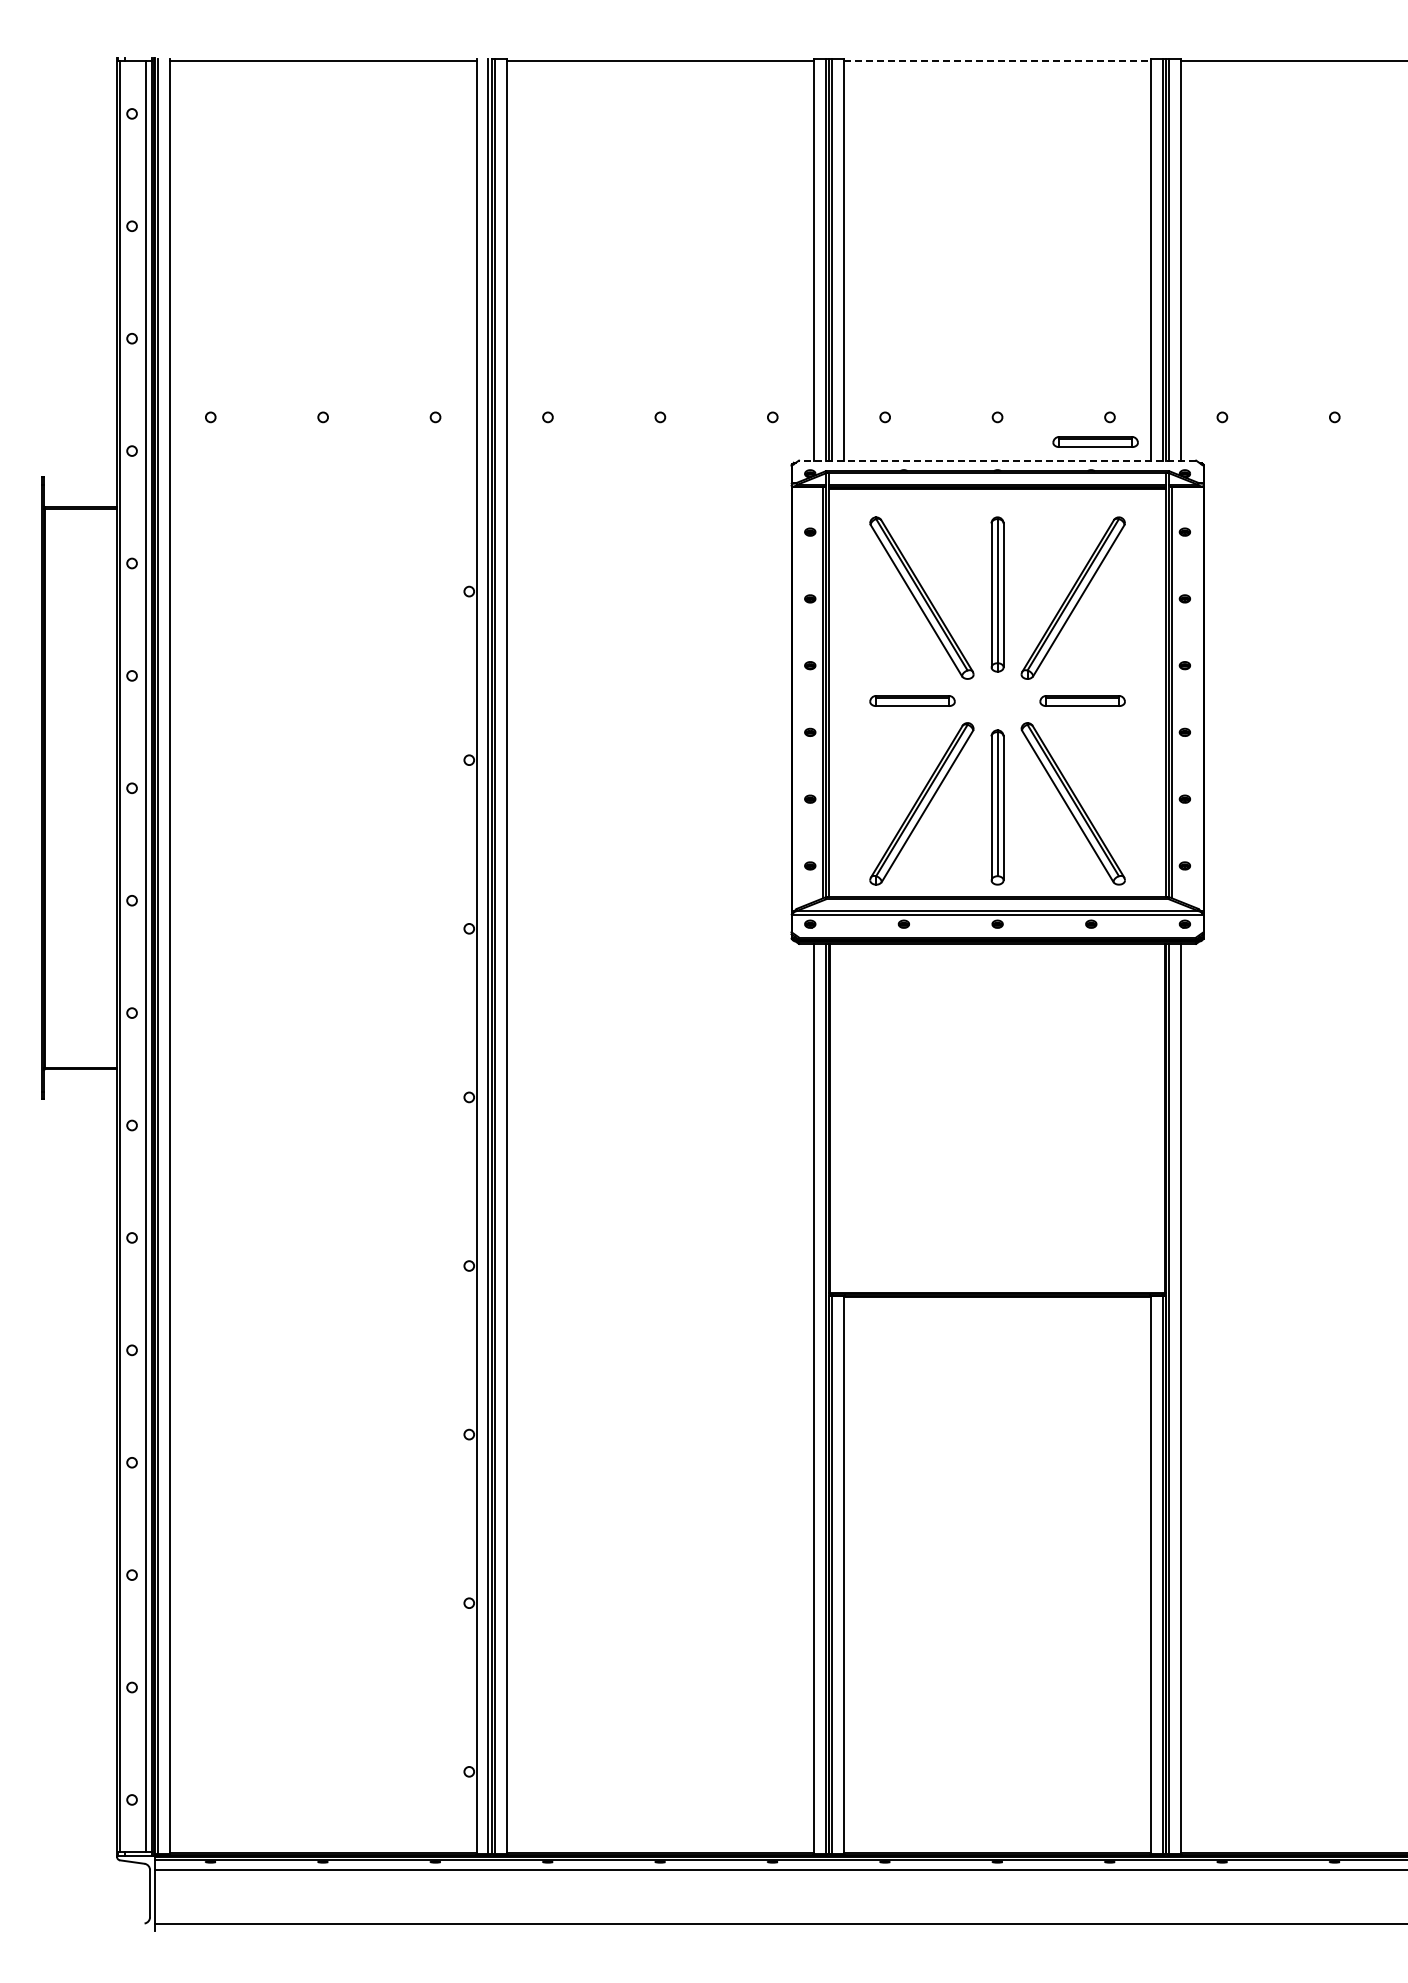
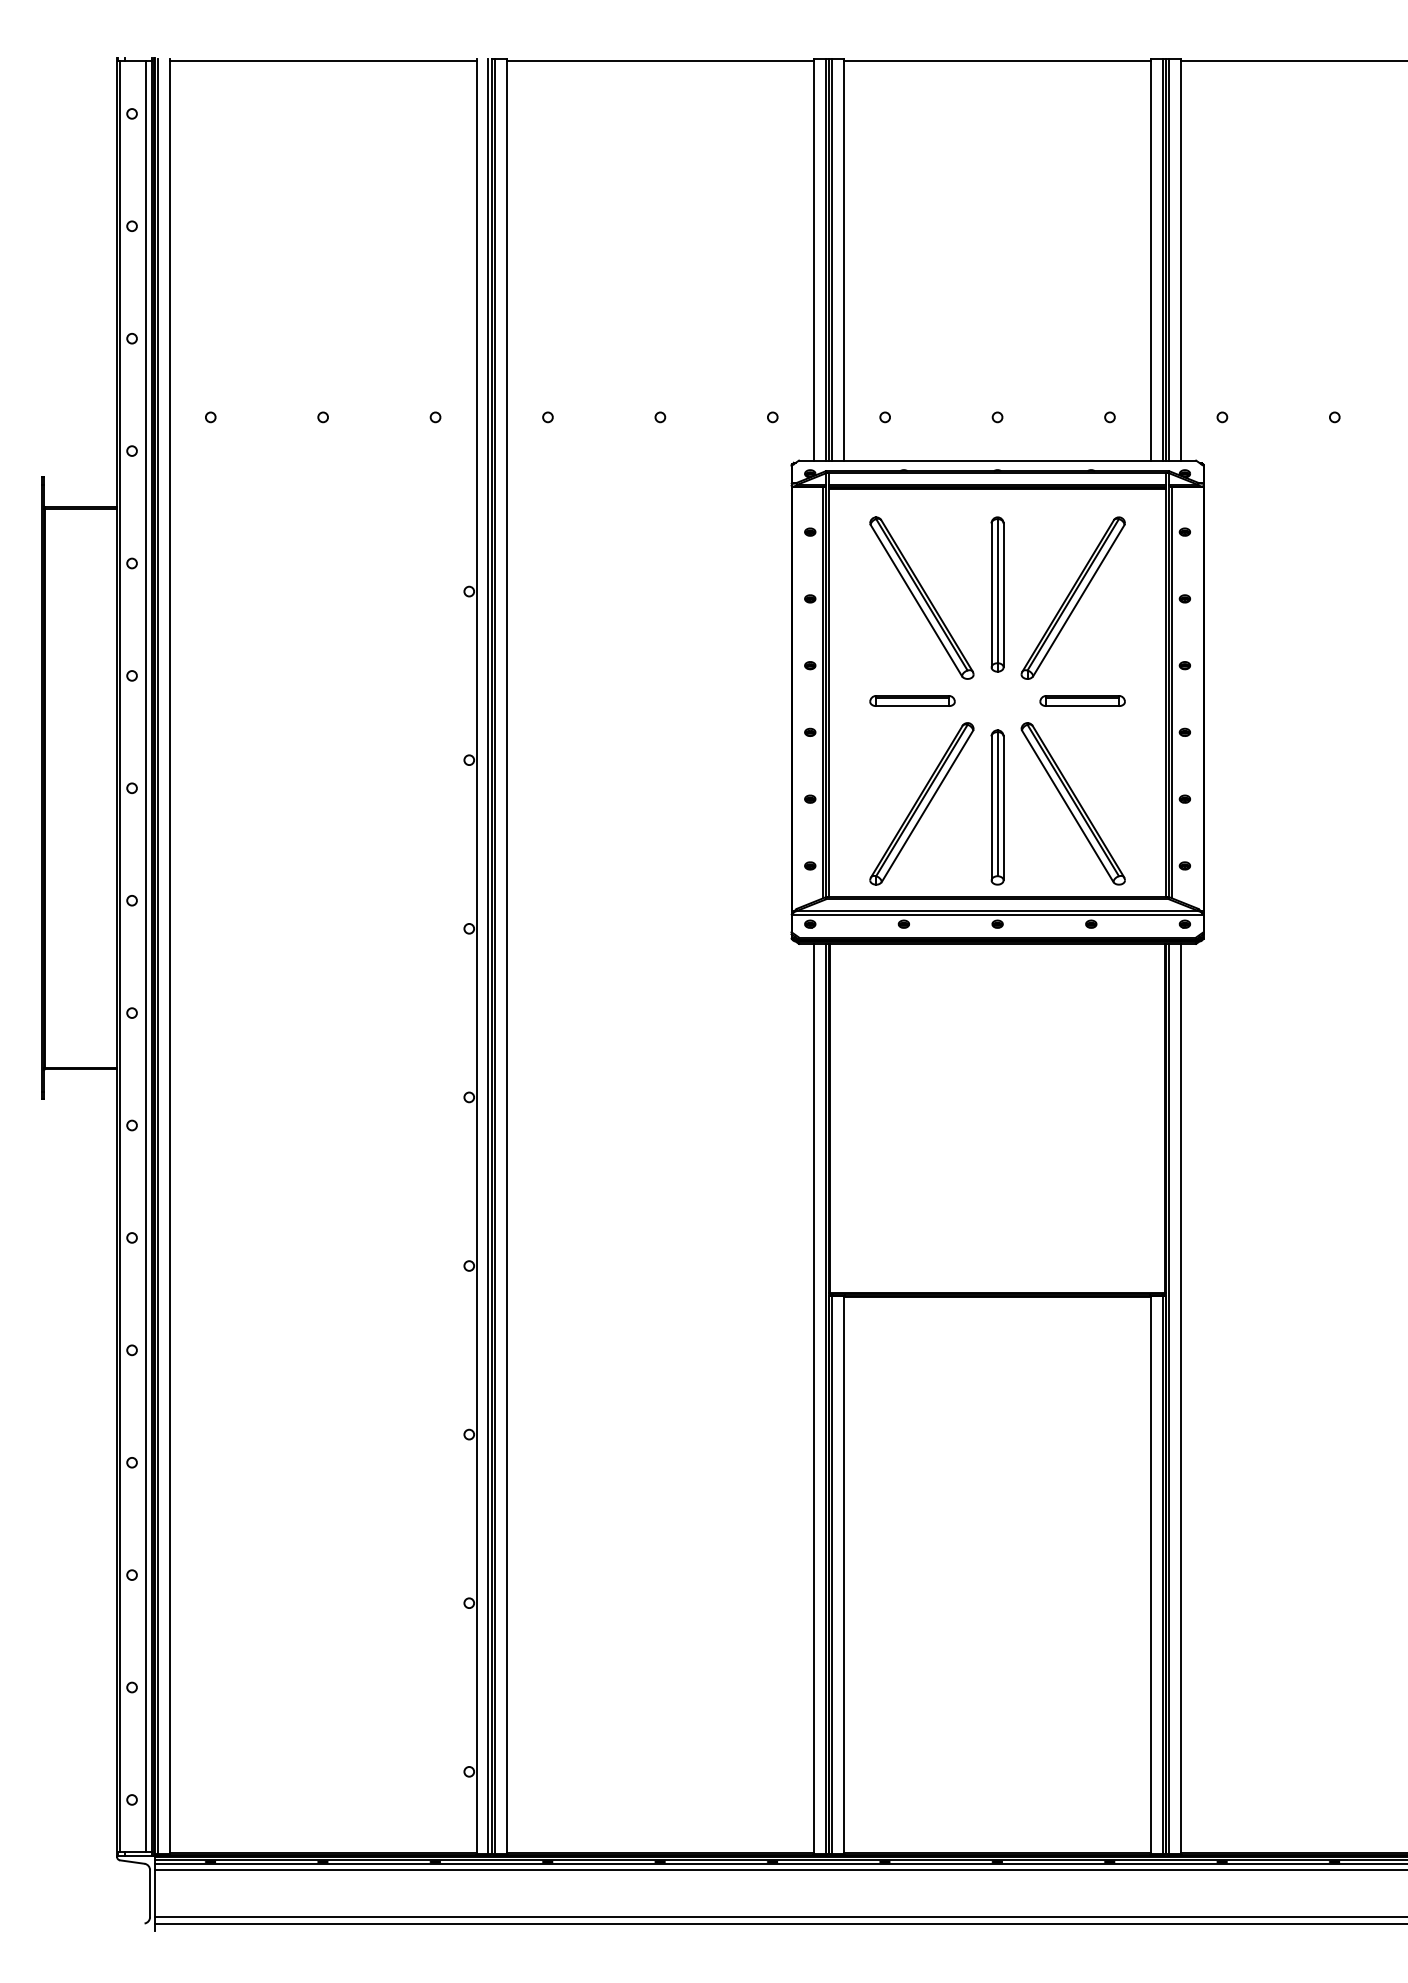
line: dashed -> solid (997, 60)
part: present -> none (1095, 441)
line: dashed -> solid (997, 460)
line: none -> present (779, 1863)
line: none -> present (779, 1917)
